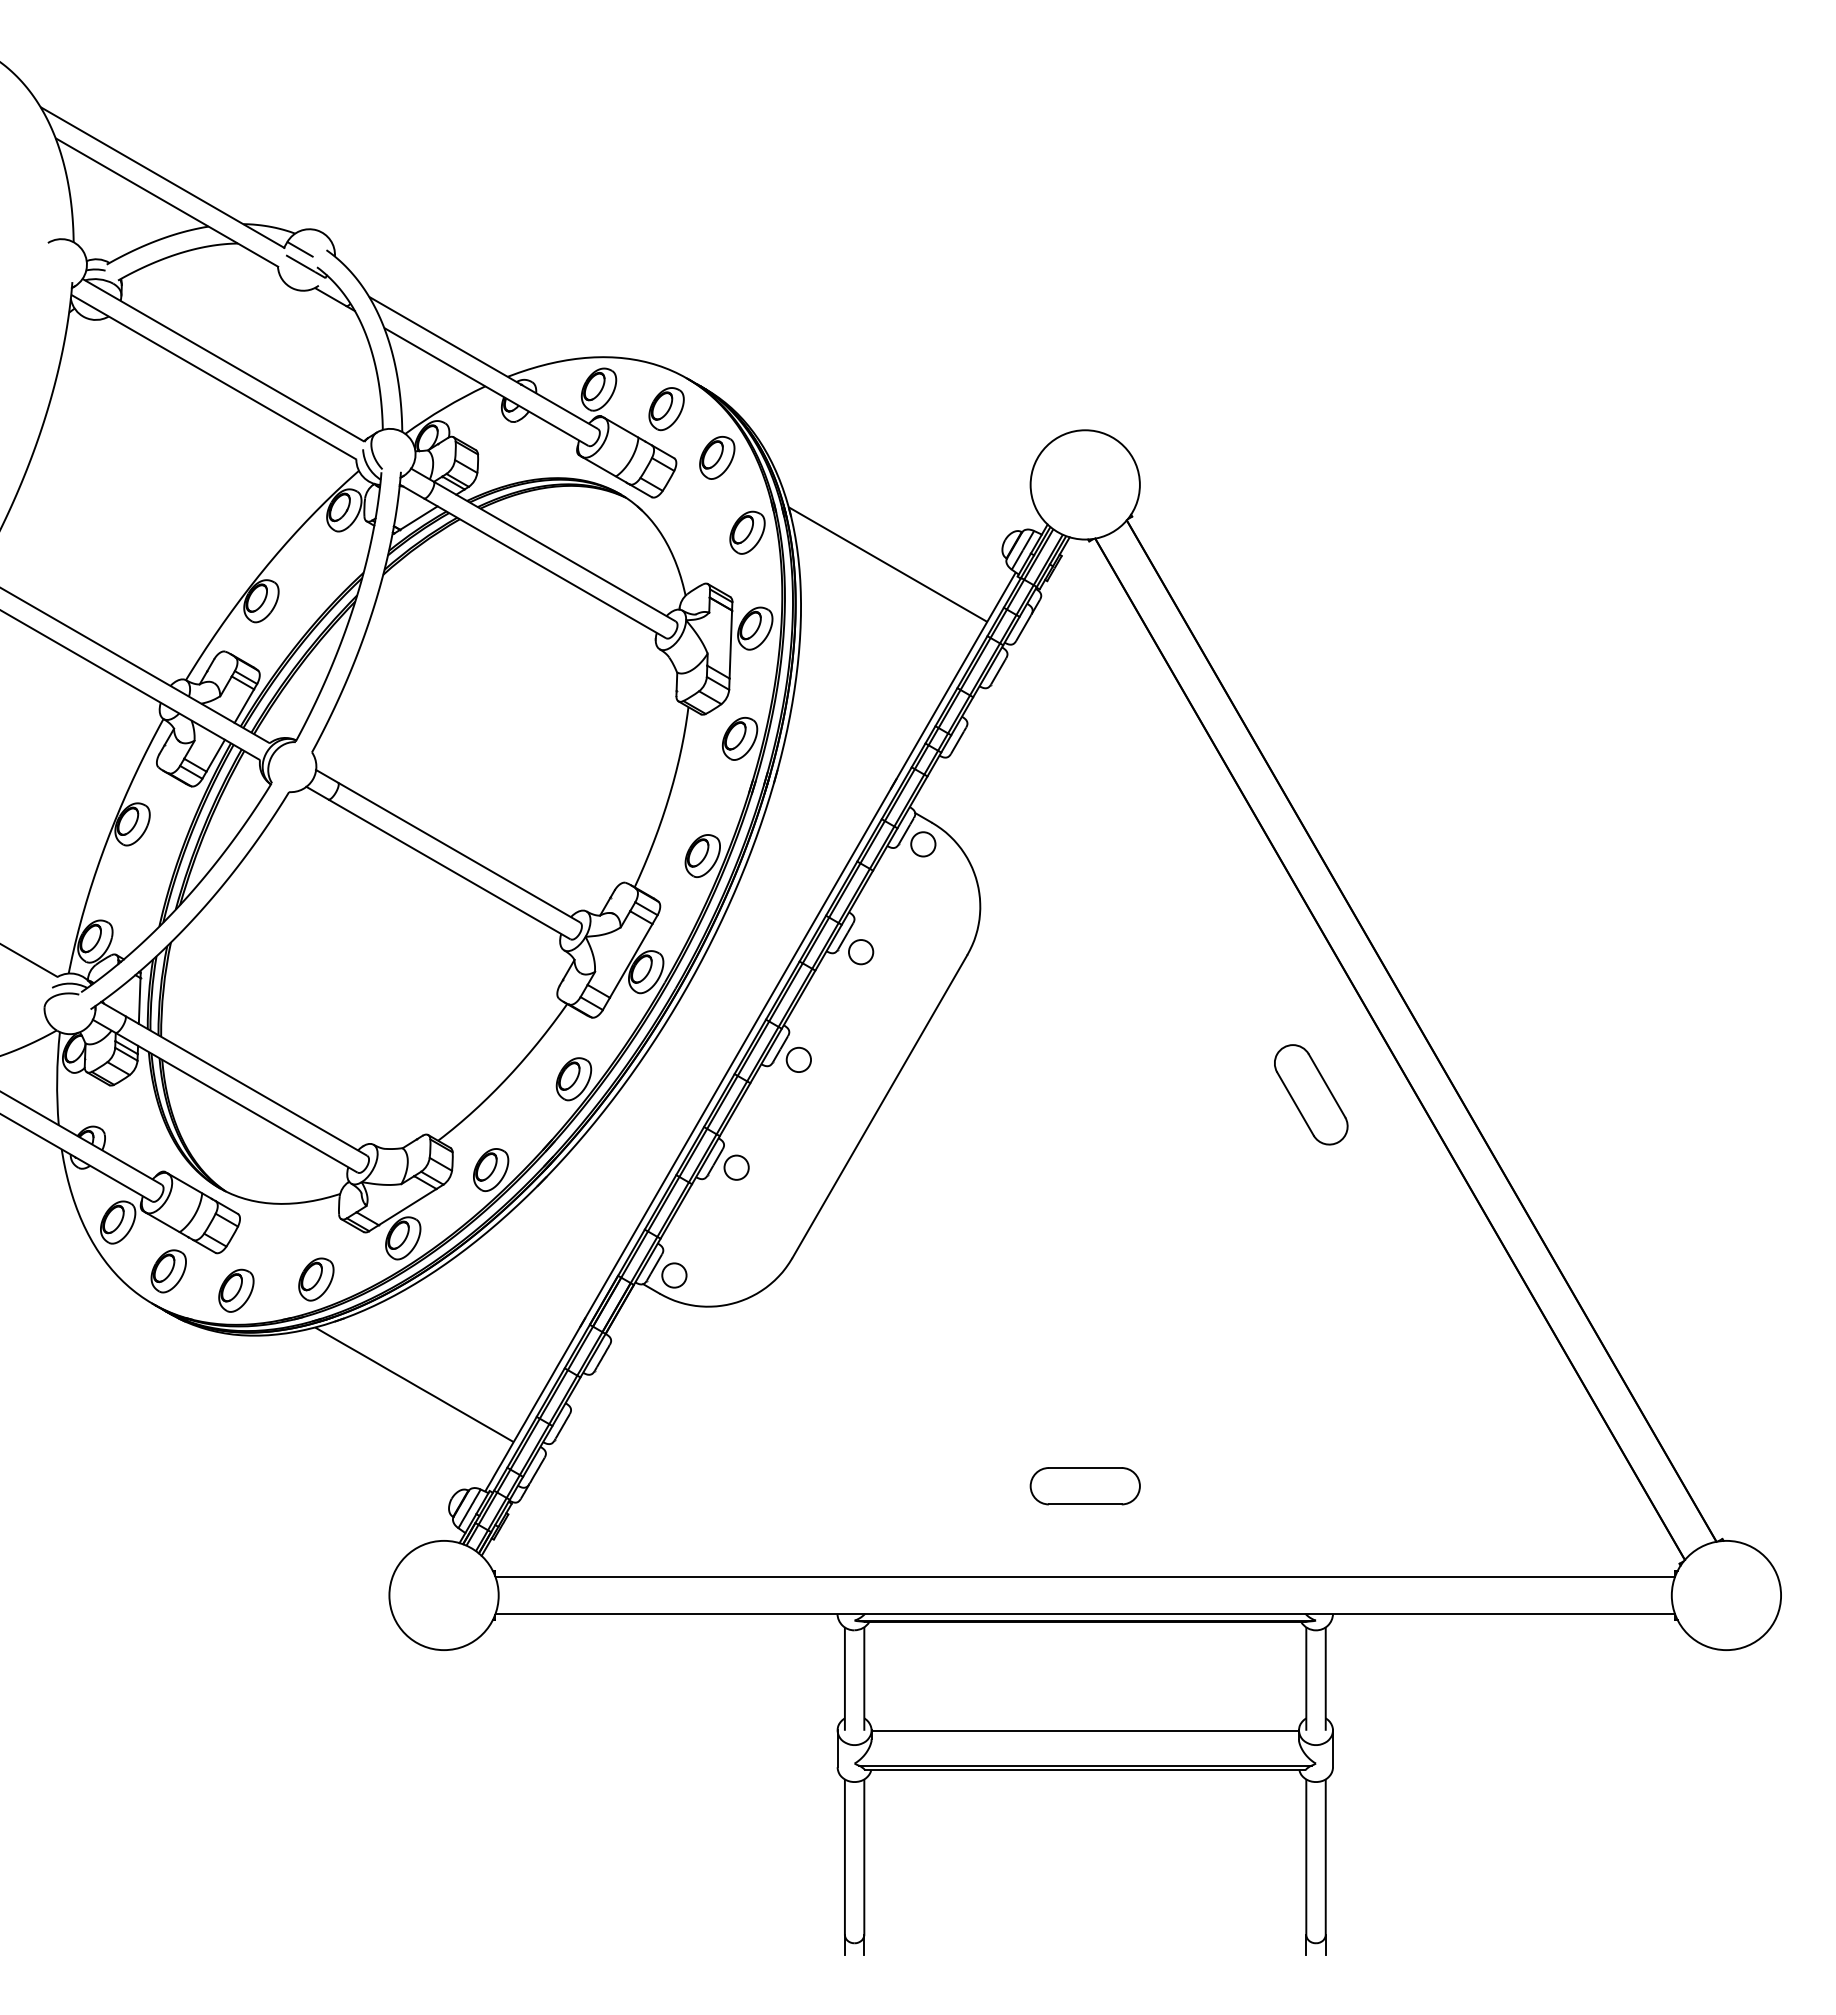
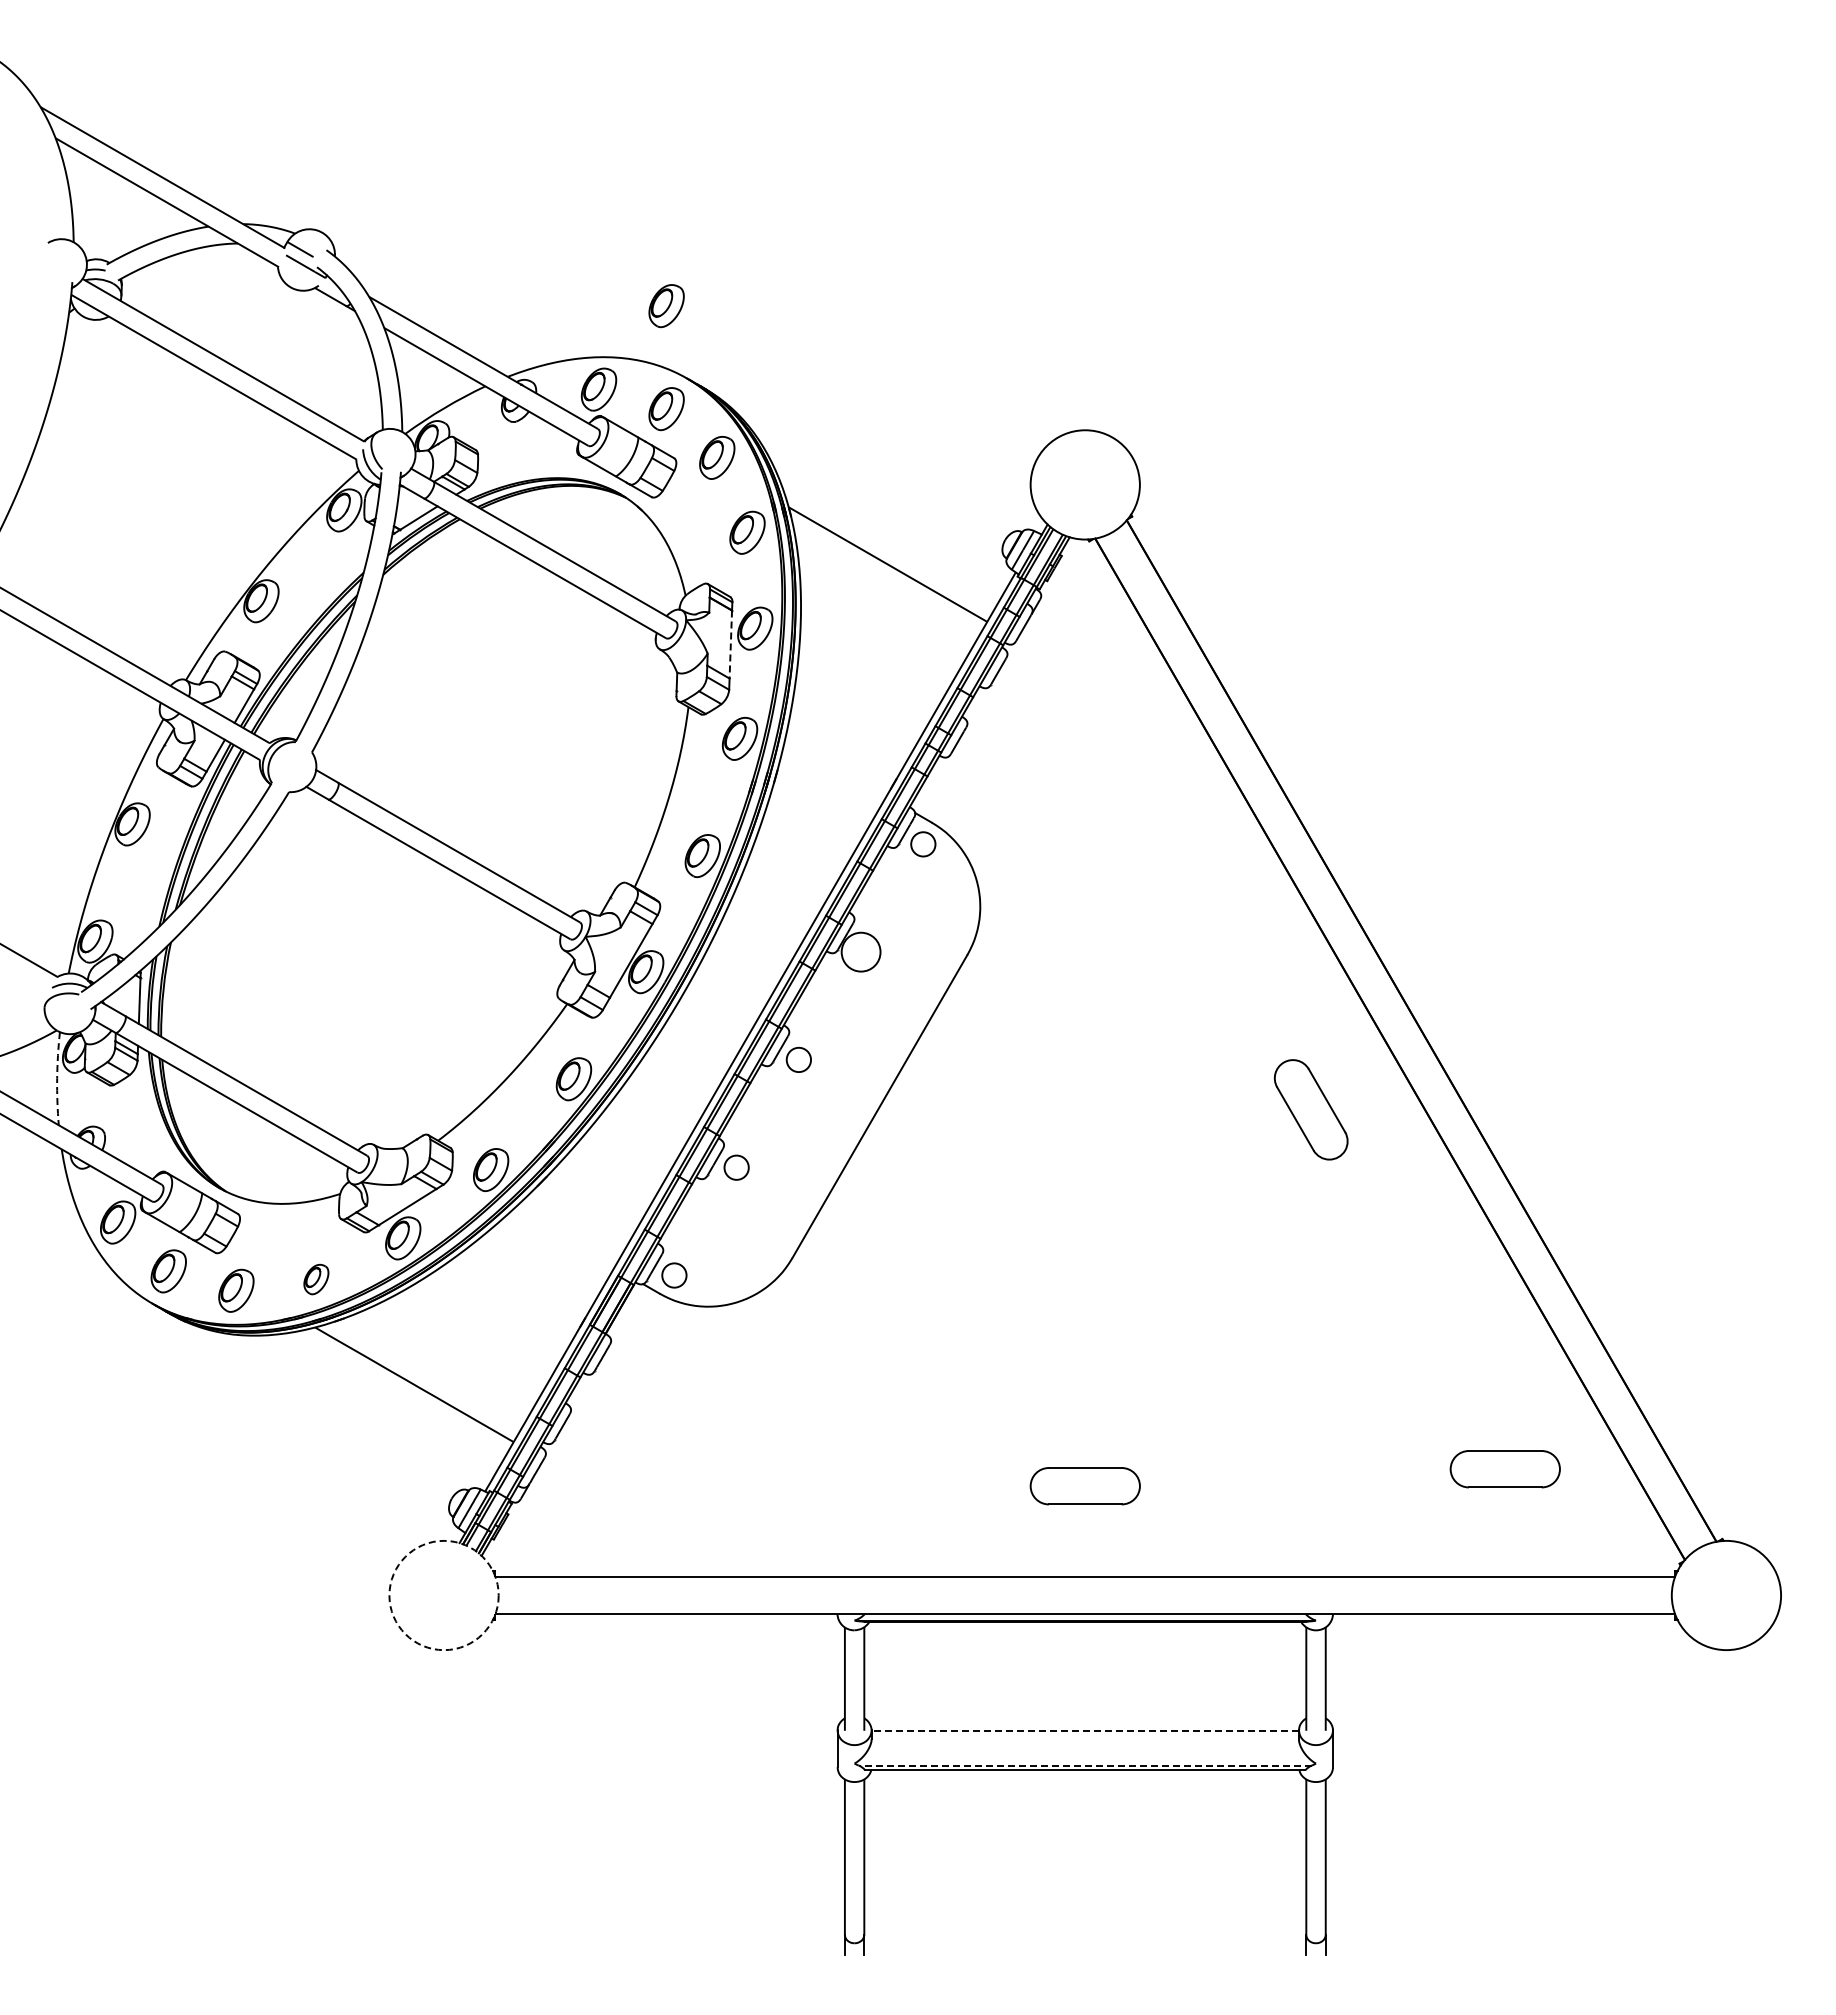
part: none -> present (666, 306)
line: solid -> dashed (730, 645)
circle diameter: 24 px -> 39 px (860, 951)
arc: solid -> dashed (57, 1078)
part position: (1311, 1094) -> (1311, 1109) (1311, 1109)
part size: 37x45 px -> 27x33 px (316, 1279)
part: none -> present (1504, 1469)
circle: solid -> dashed (443, 1595)
line: solid -> dashed (1085, 1731)
line: solid -> dashed (1085, 1765)
